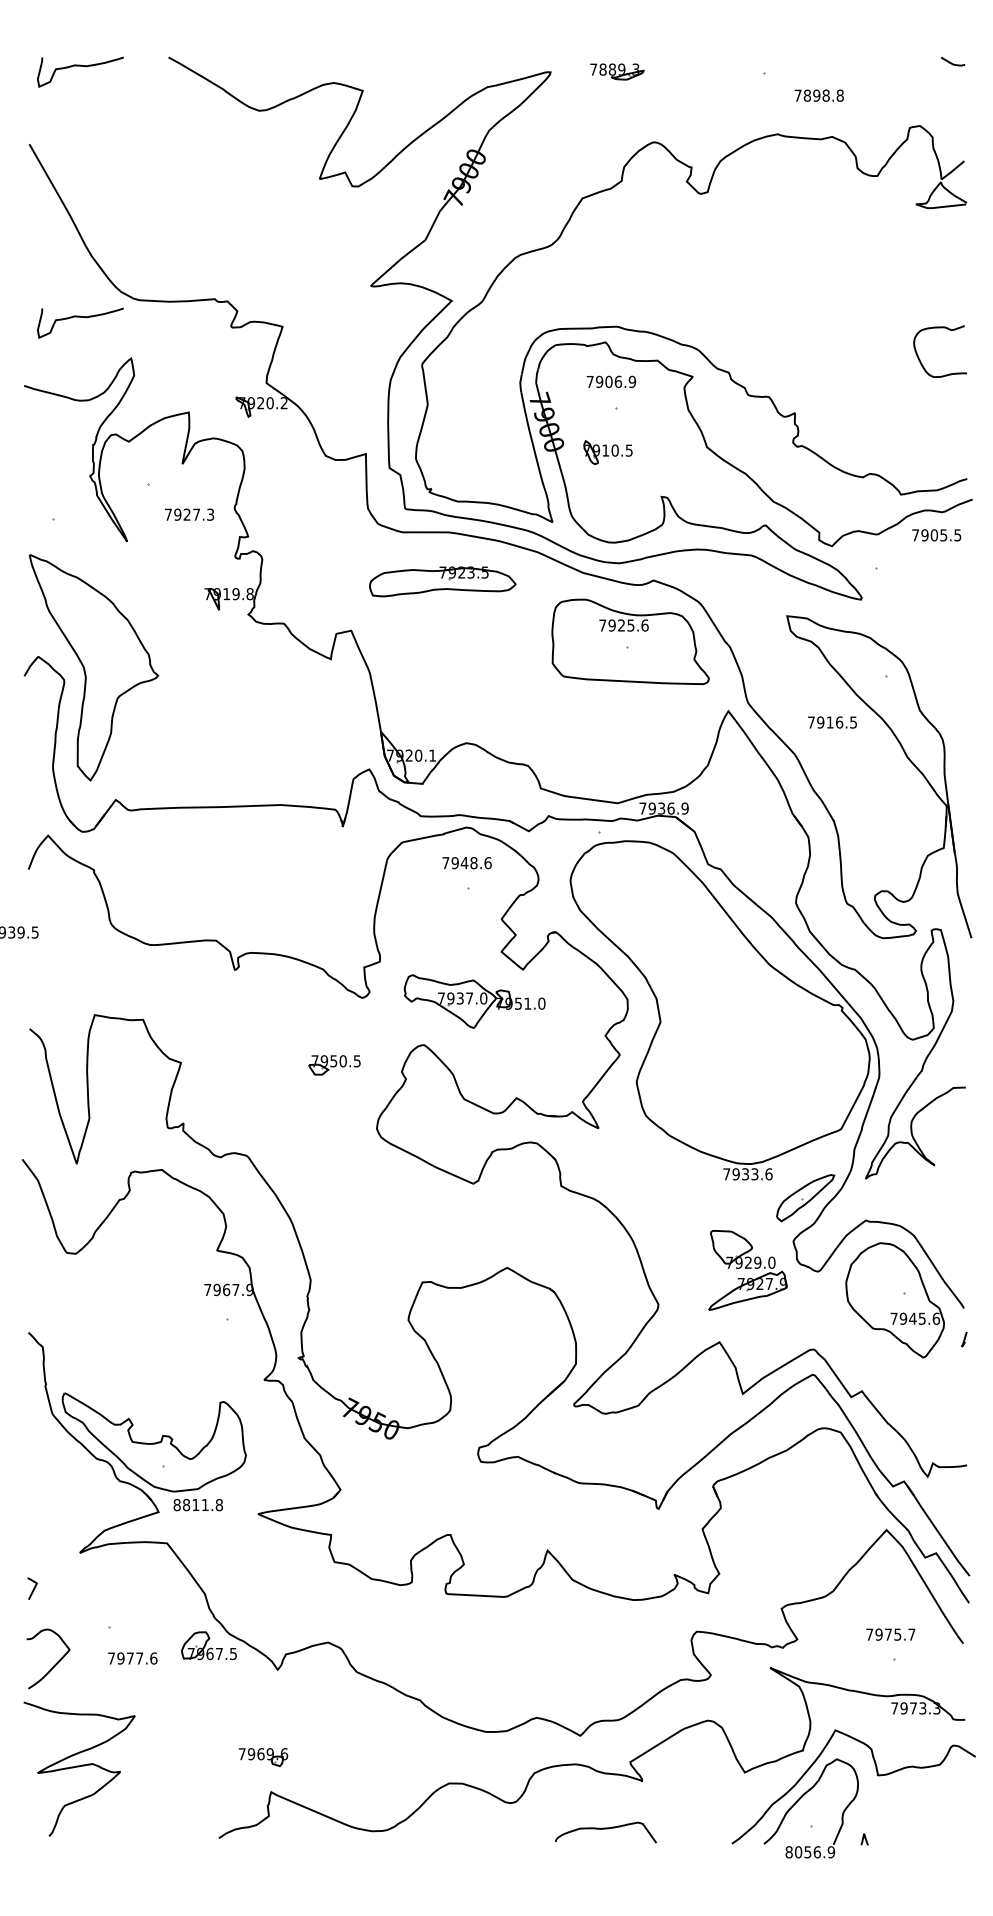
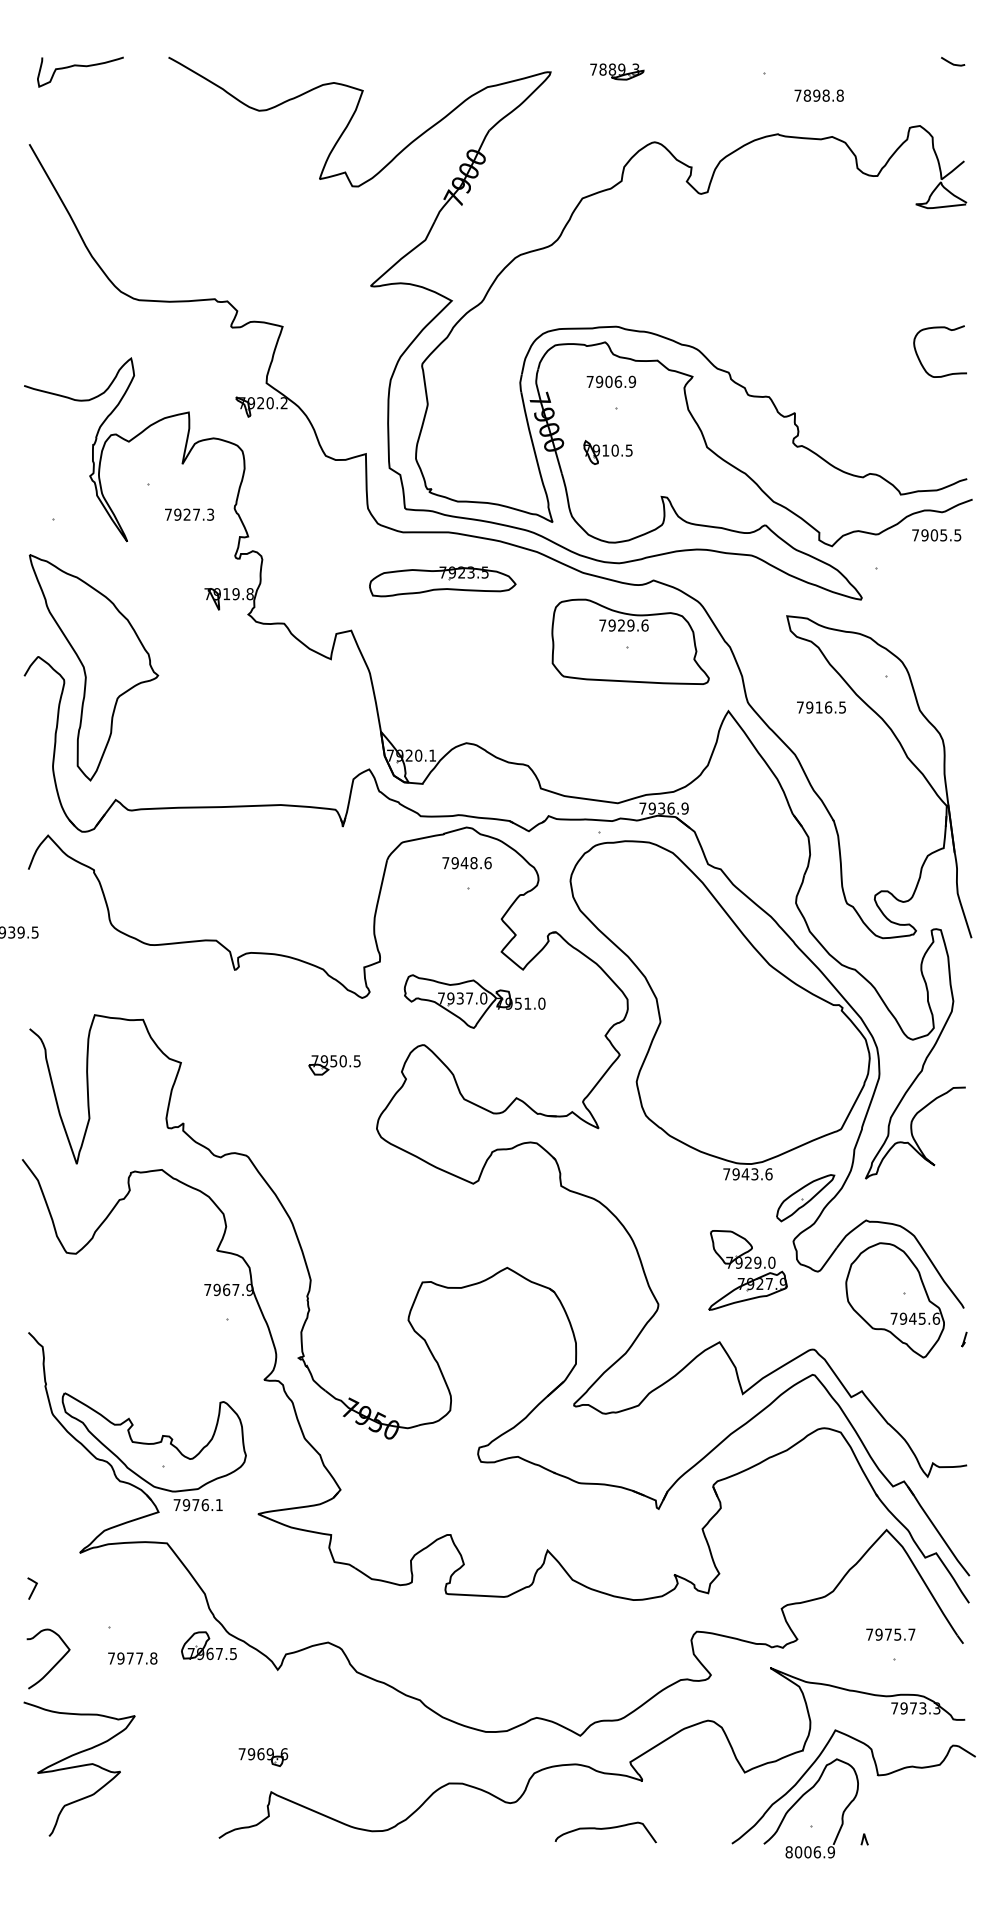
curve: present -> none (80, 317)
text: 7925.6 -> 7929.6 (630, 625)
text position: (832, 722) -> (821, 707) (821, 707)
text: 7933.6 -> 7943.6 (745, 1174)
text: 8811.8 -> 7976.1 (197, 1505)
text: 7977.6 -> 7977.8 (153, 1658)
text: 8056.9 -> 8006.9 (807, 1852)
